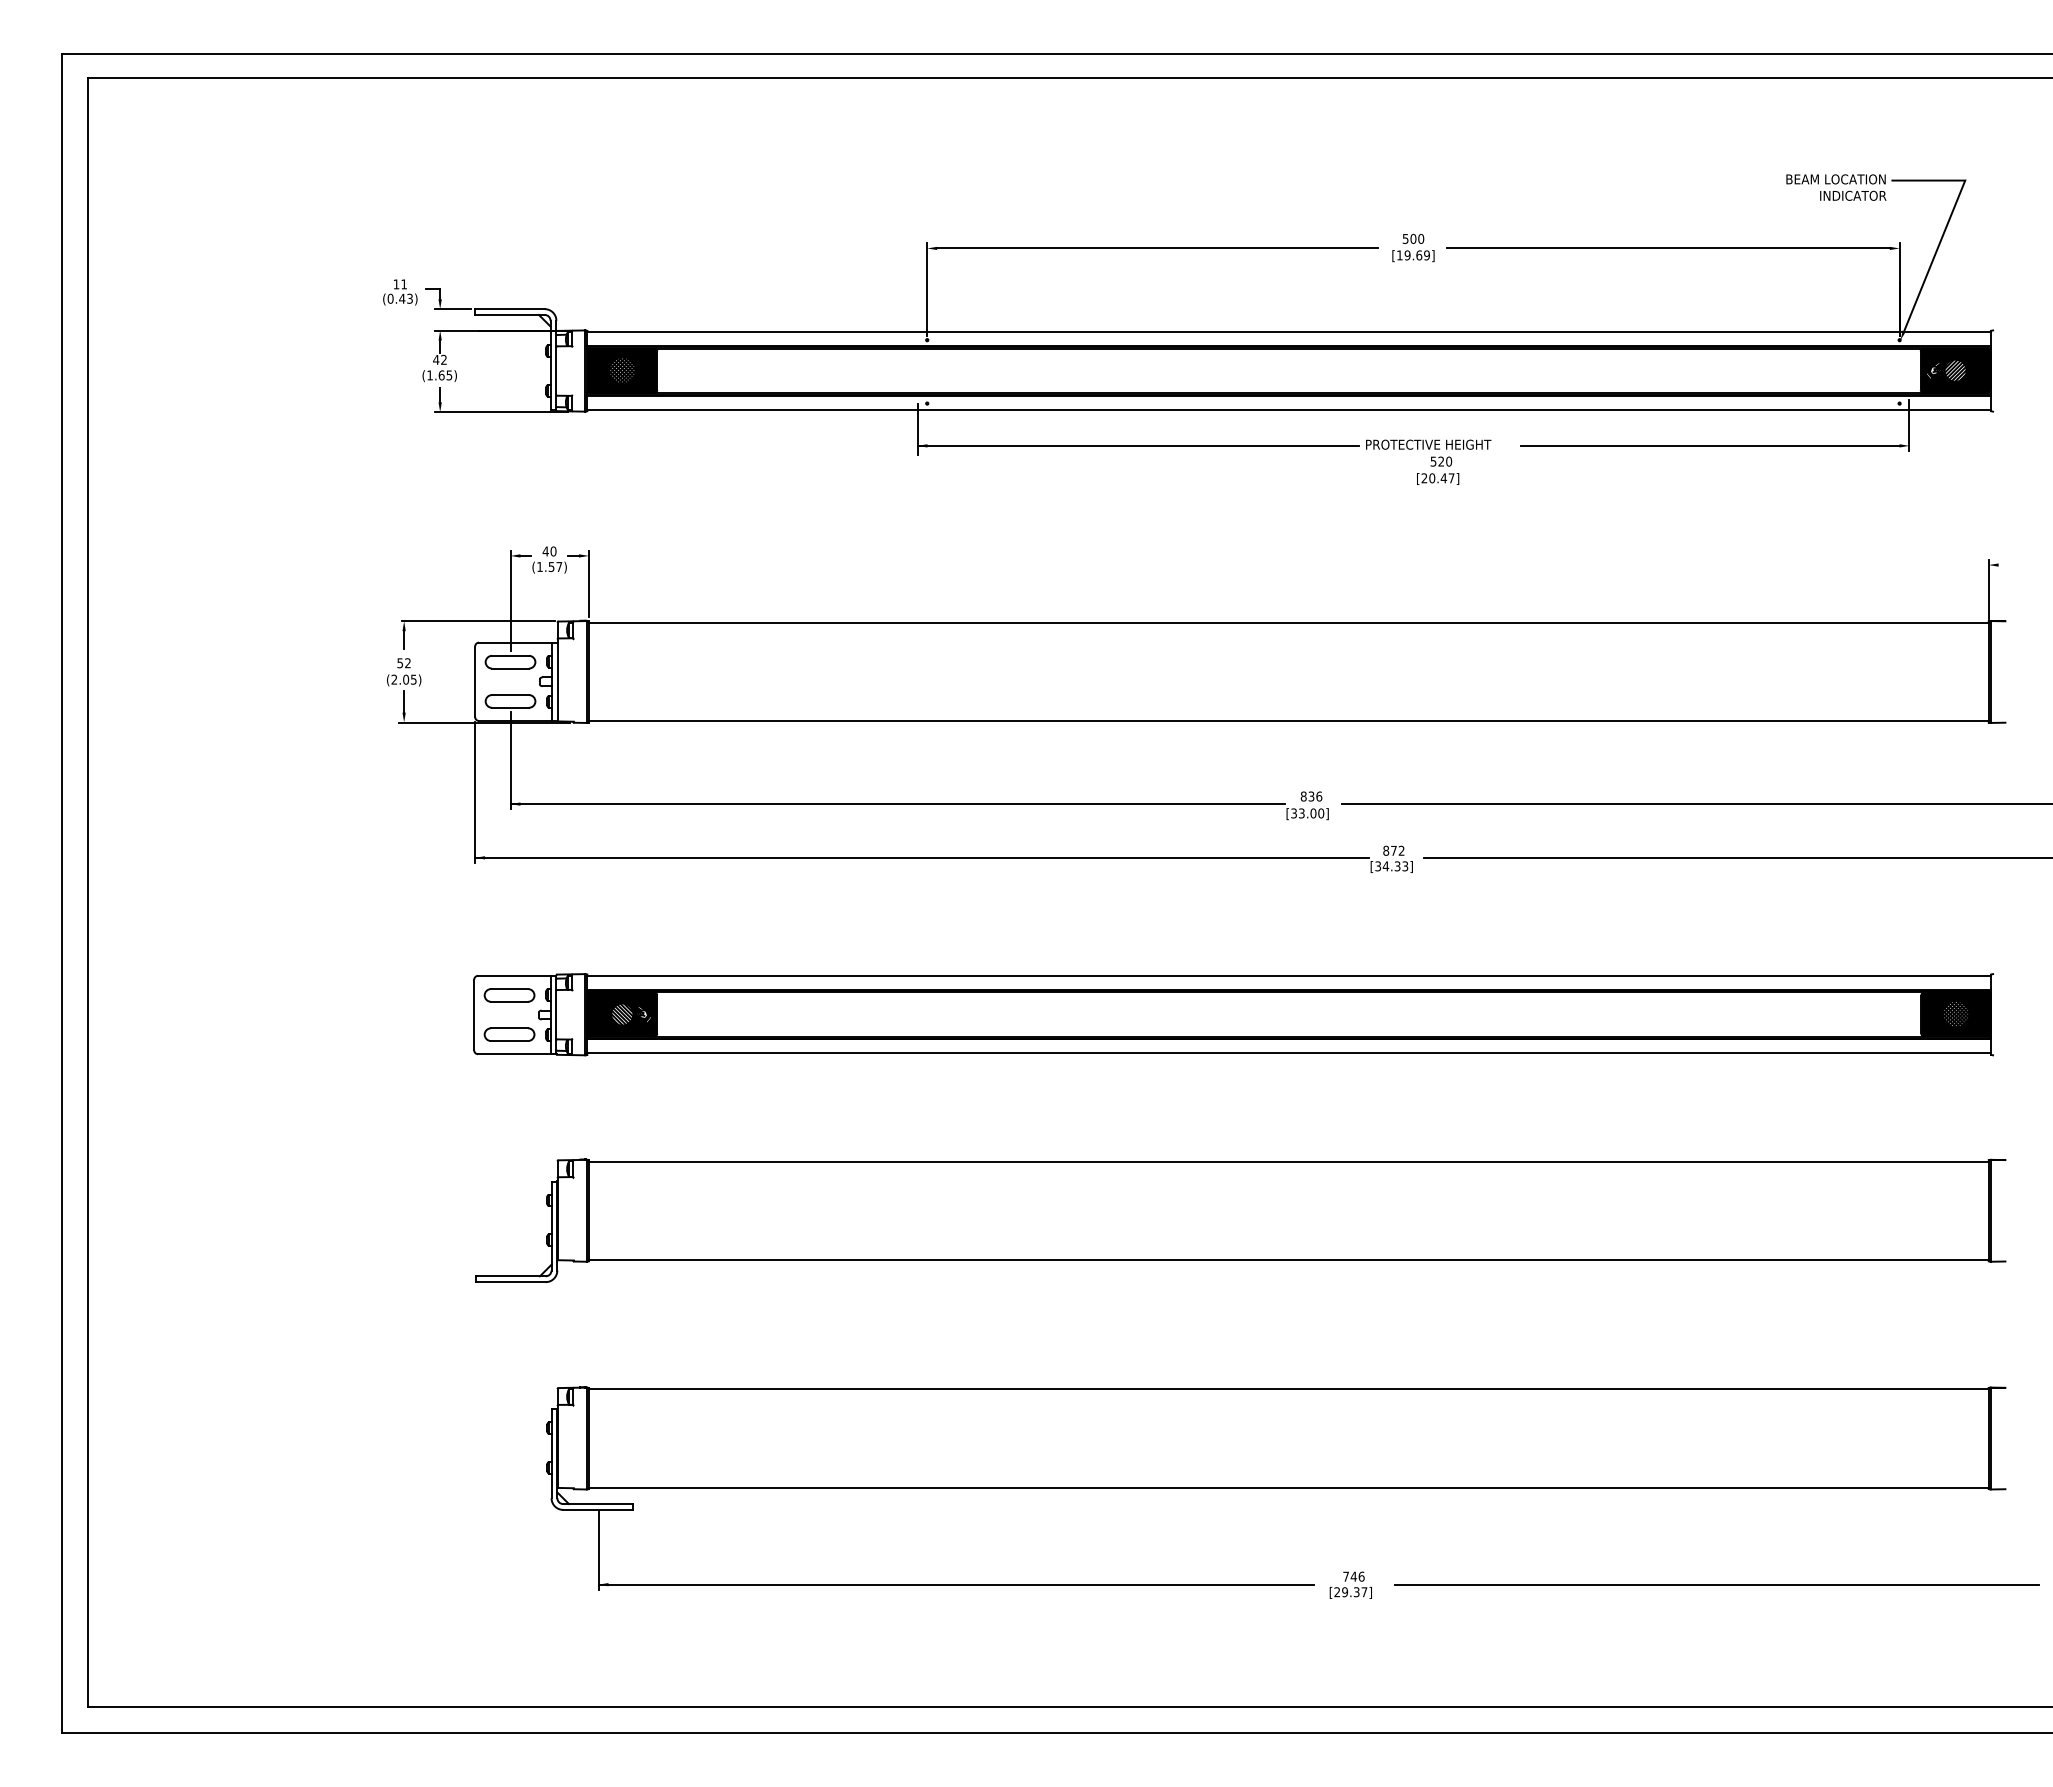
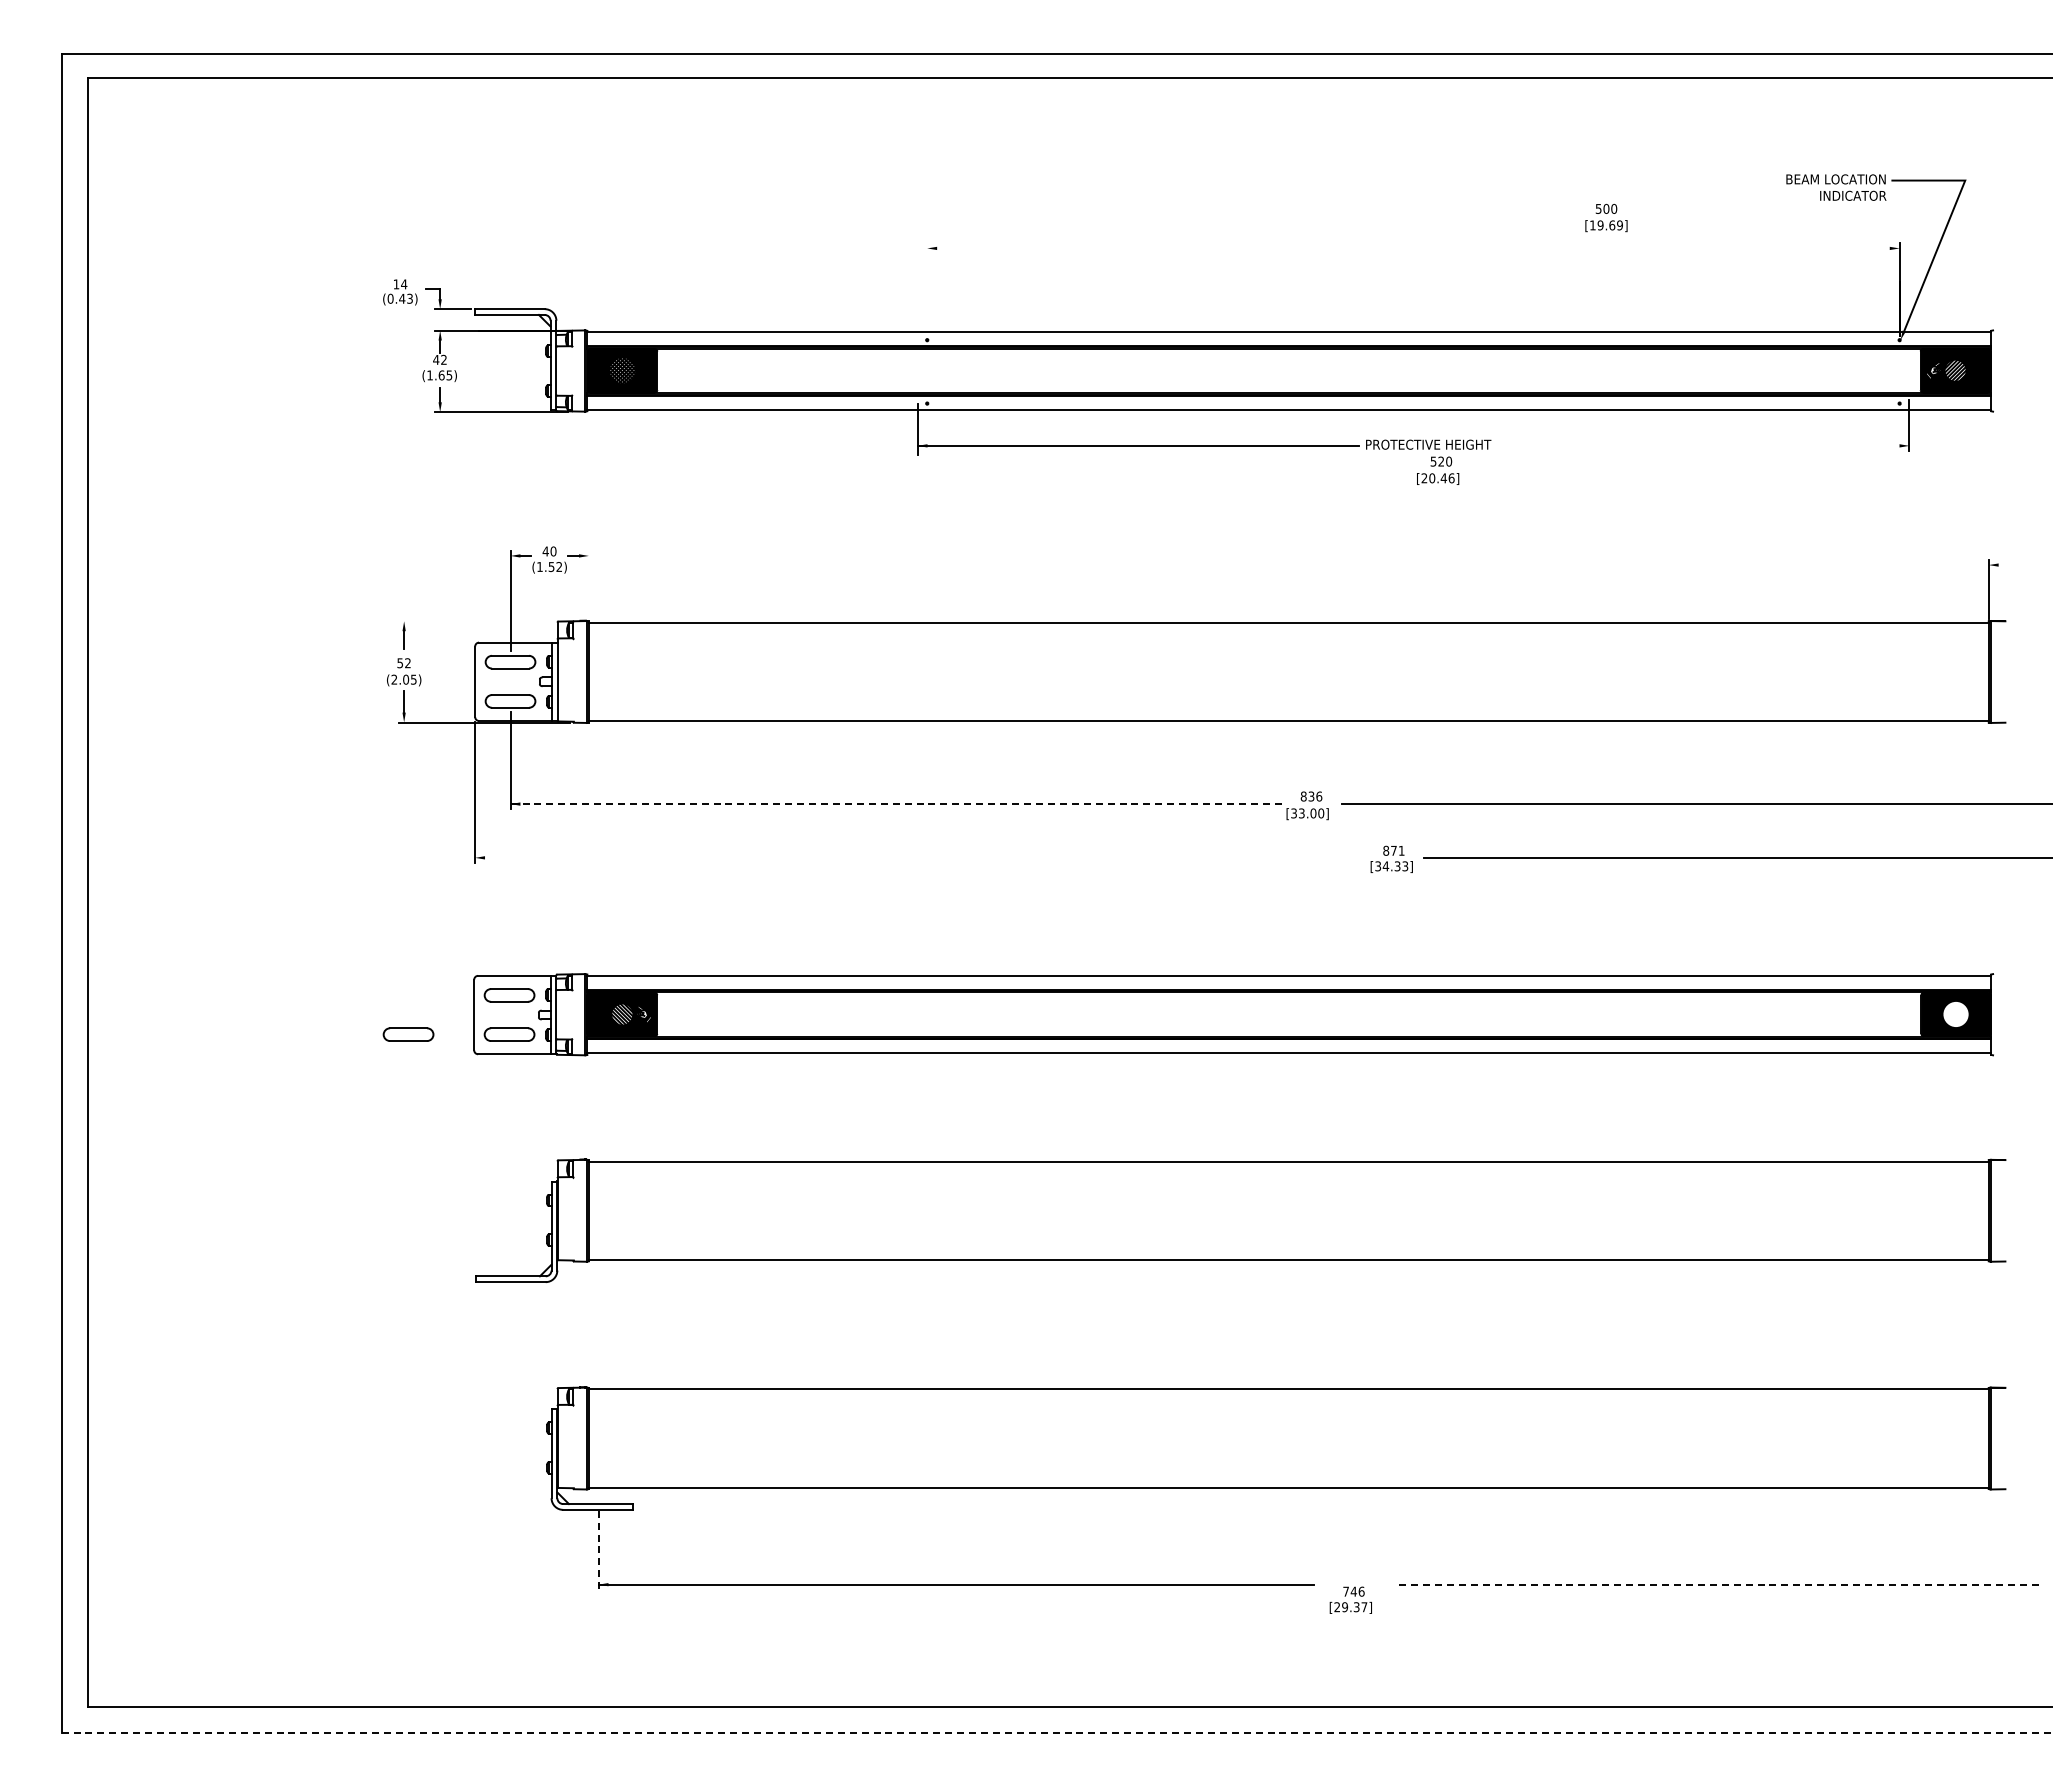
line: present -> none (1157, 248)
text position: (1413, 248) -> (1606, 218) (1606, 218)
line: present -> none (1668, 248)
text: 11 -> 14 (404, 284)
line: present -> none (927, 289)
line: present -> none (1710, 445)
text: [20.47] -> [20.46] (1451, 478)
text: (1.57) -> (1.52) (559, 566)
line: present -> none (588, 584)
line: present -> none (478, 621)
line: solid -> dashed (898, 804)
text: 872 -> 871 (1401, 850)
line: present -> none (921, 857)
hatch: present -> none (1955, 1014)
part: none -> present (408, 1034)
line: solid -> dashed (598, 1550)
text position: (1350, 1584) -> (1350, 1599) (1350, 1599)
line: solid -> dashed (1716, 1584)
line: solid -> dashed (1057, 1733)
